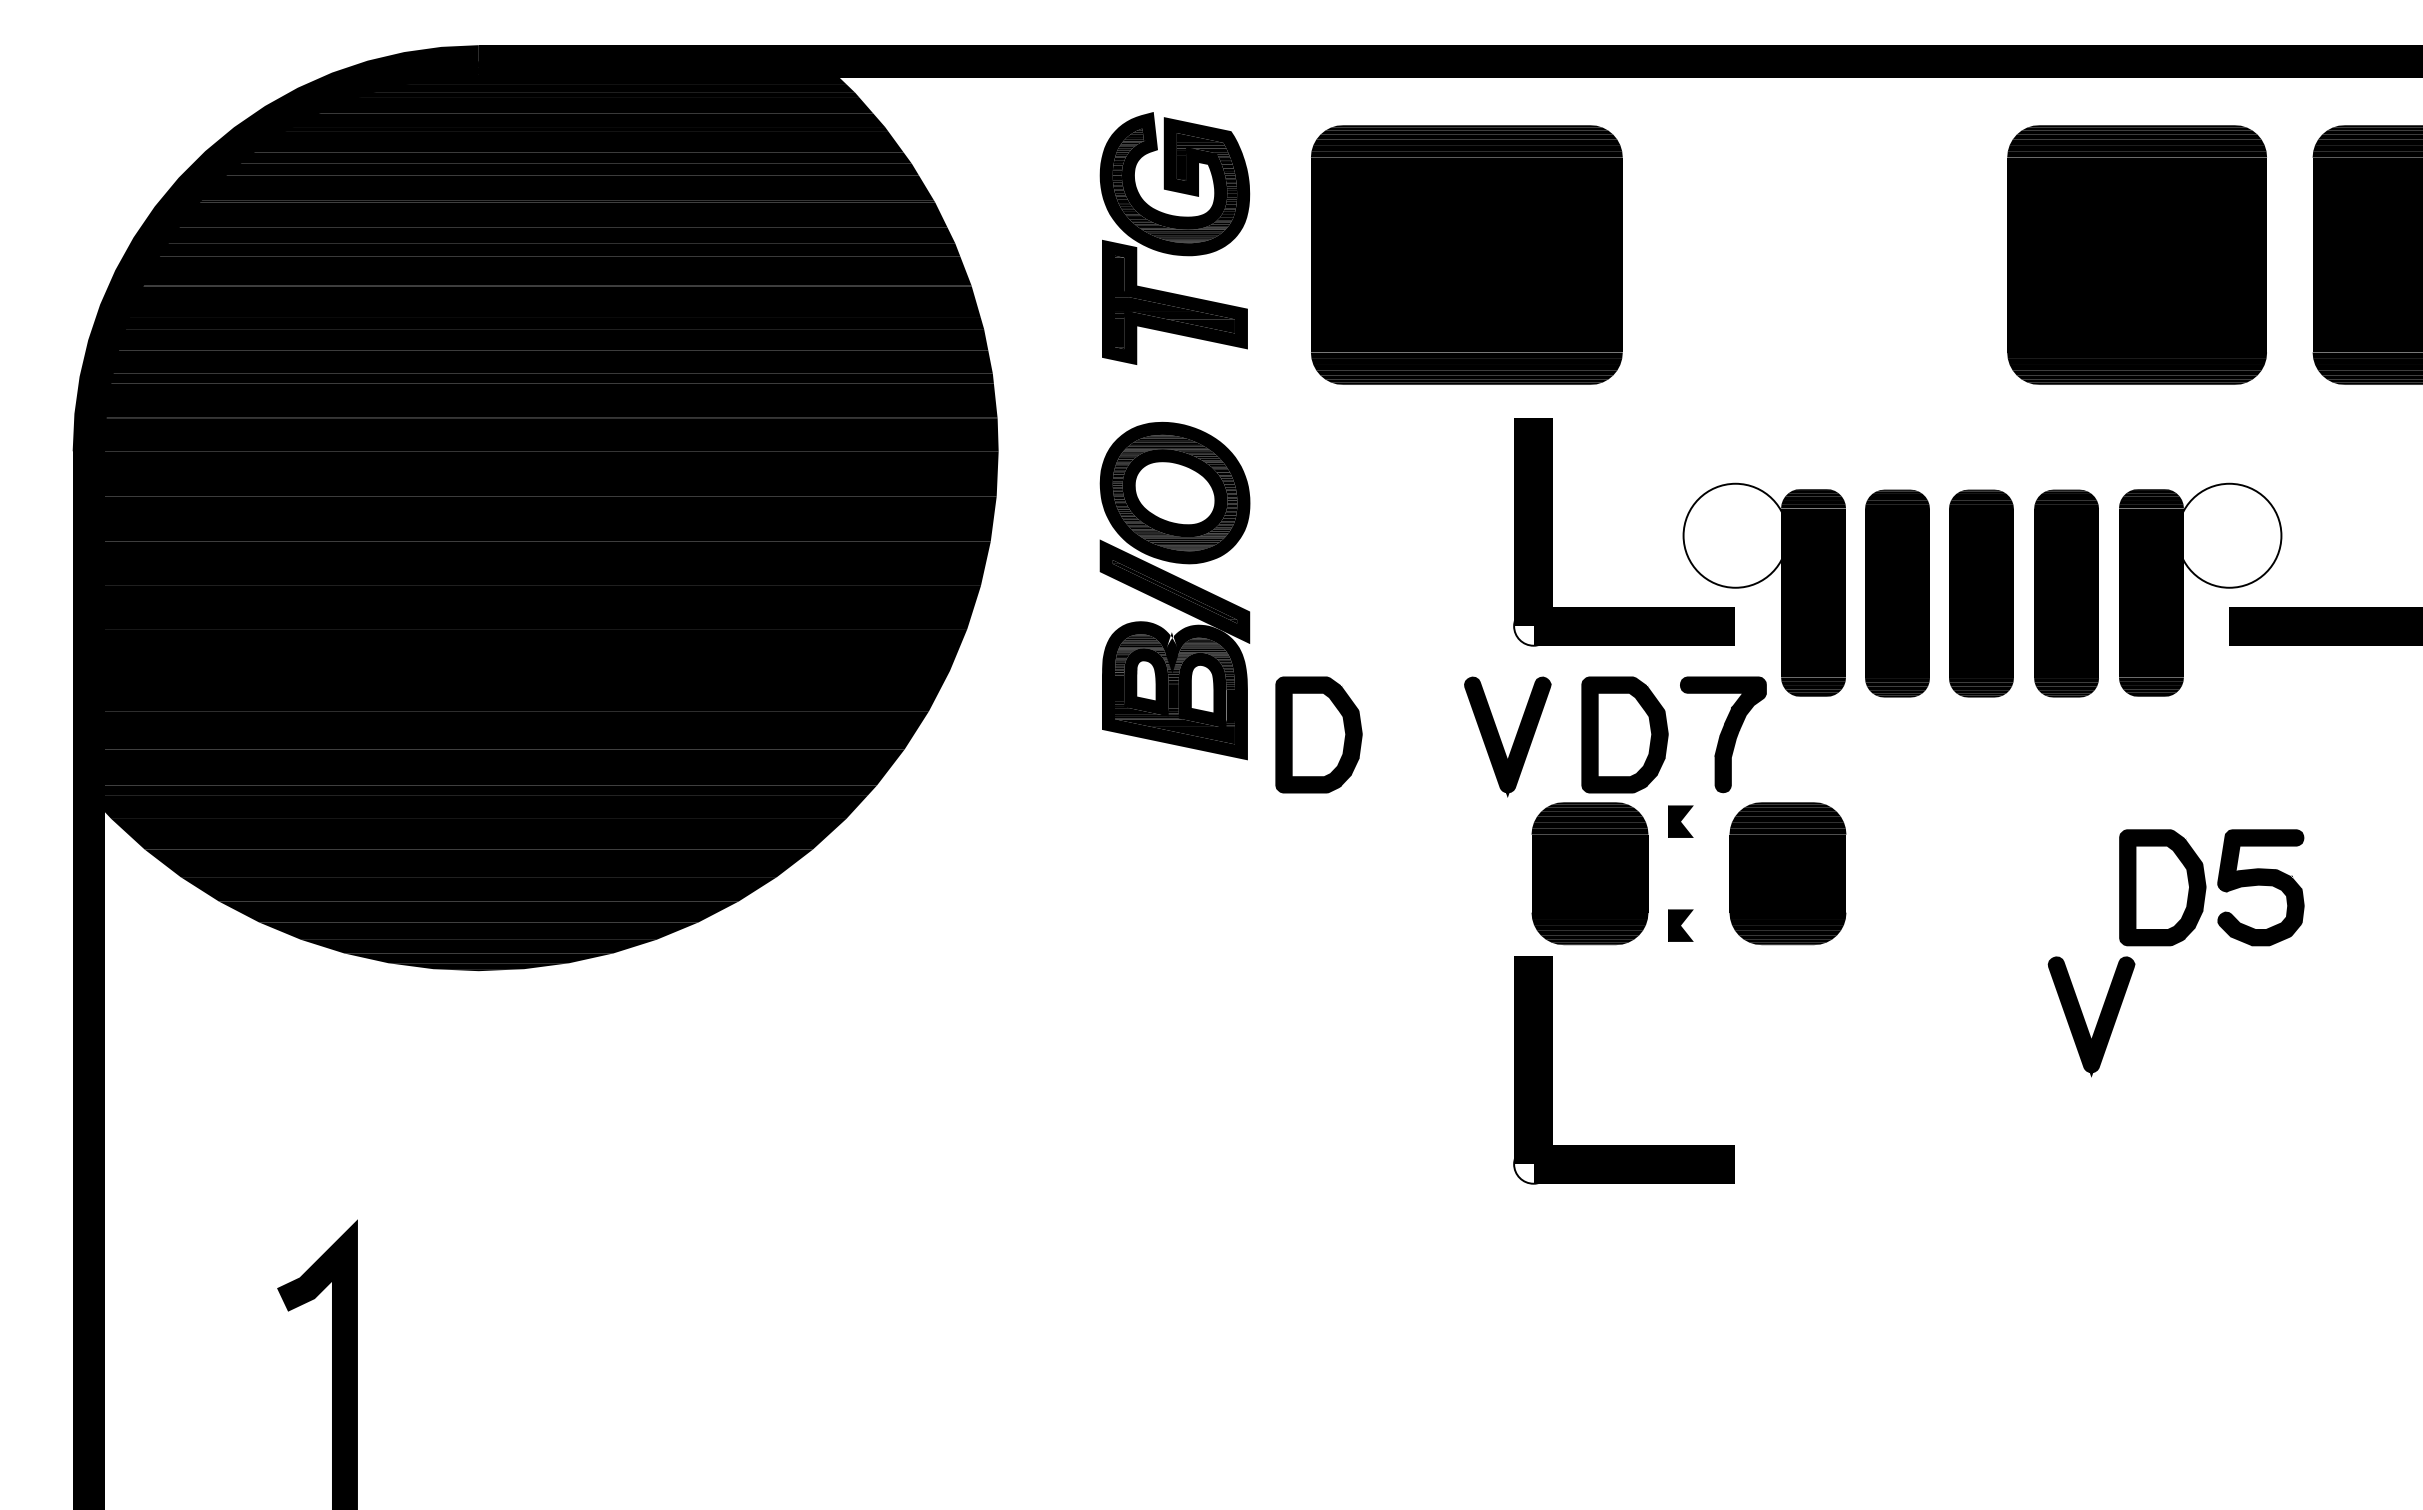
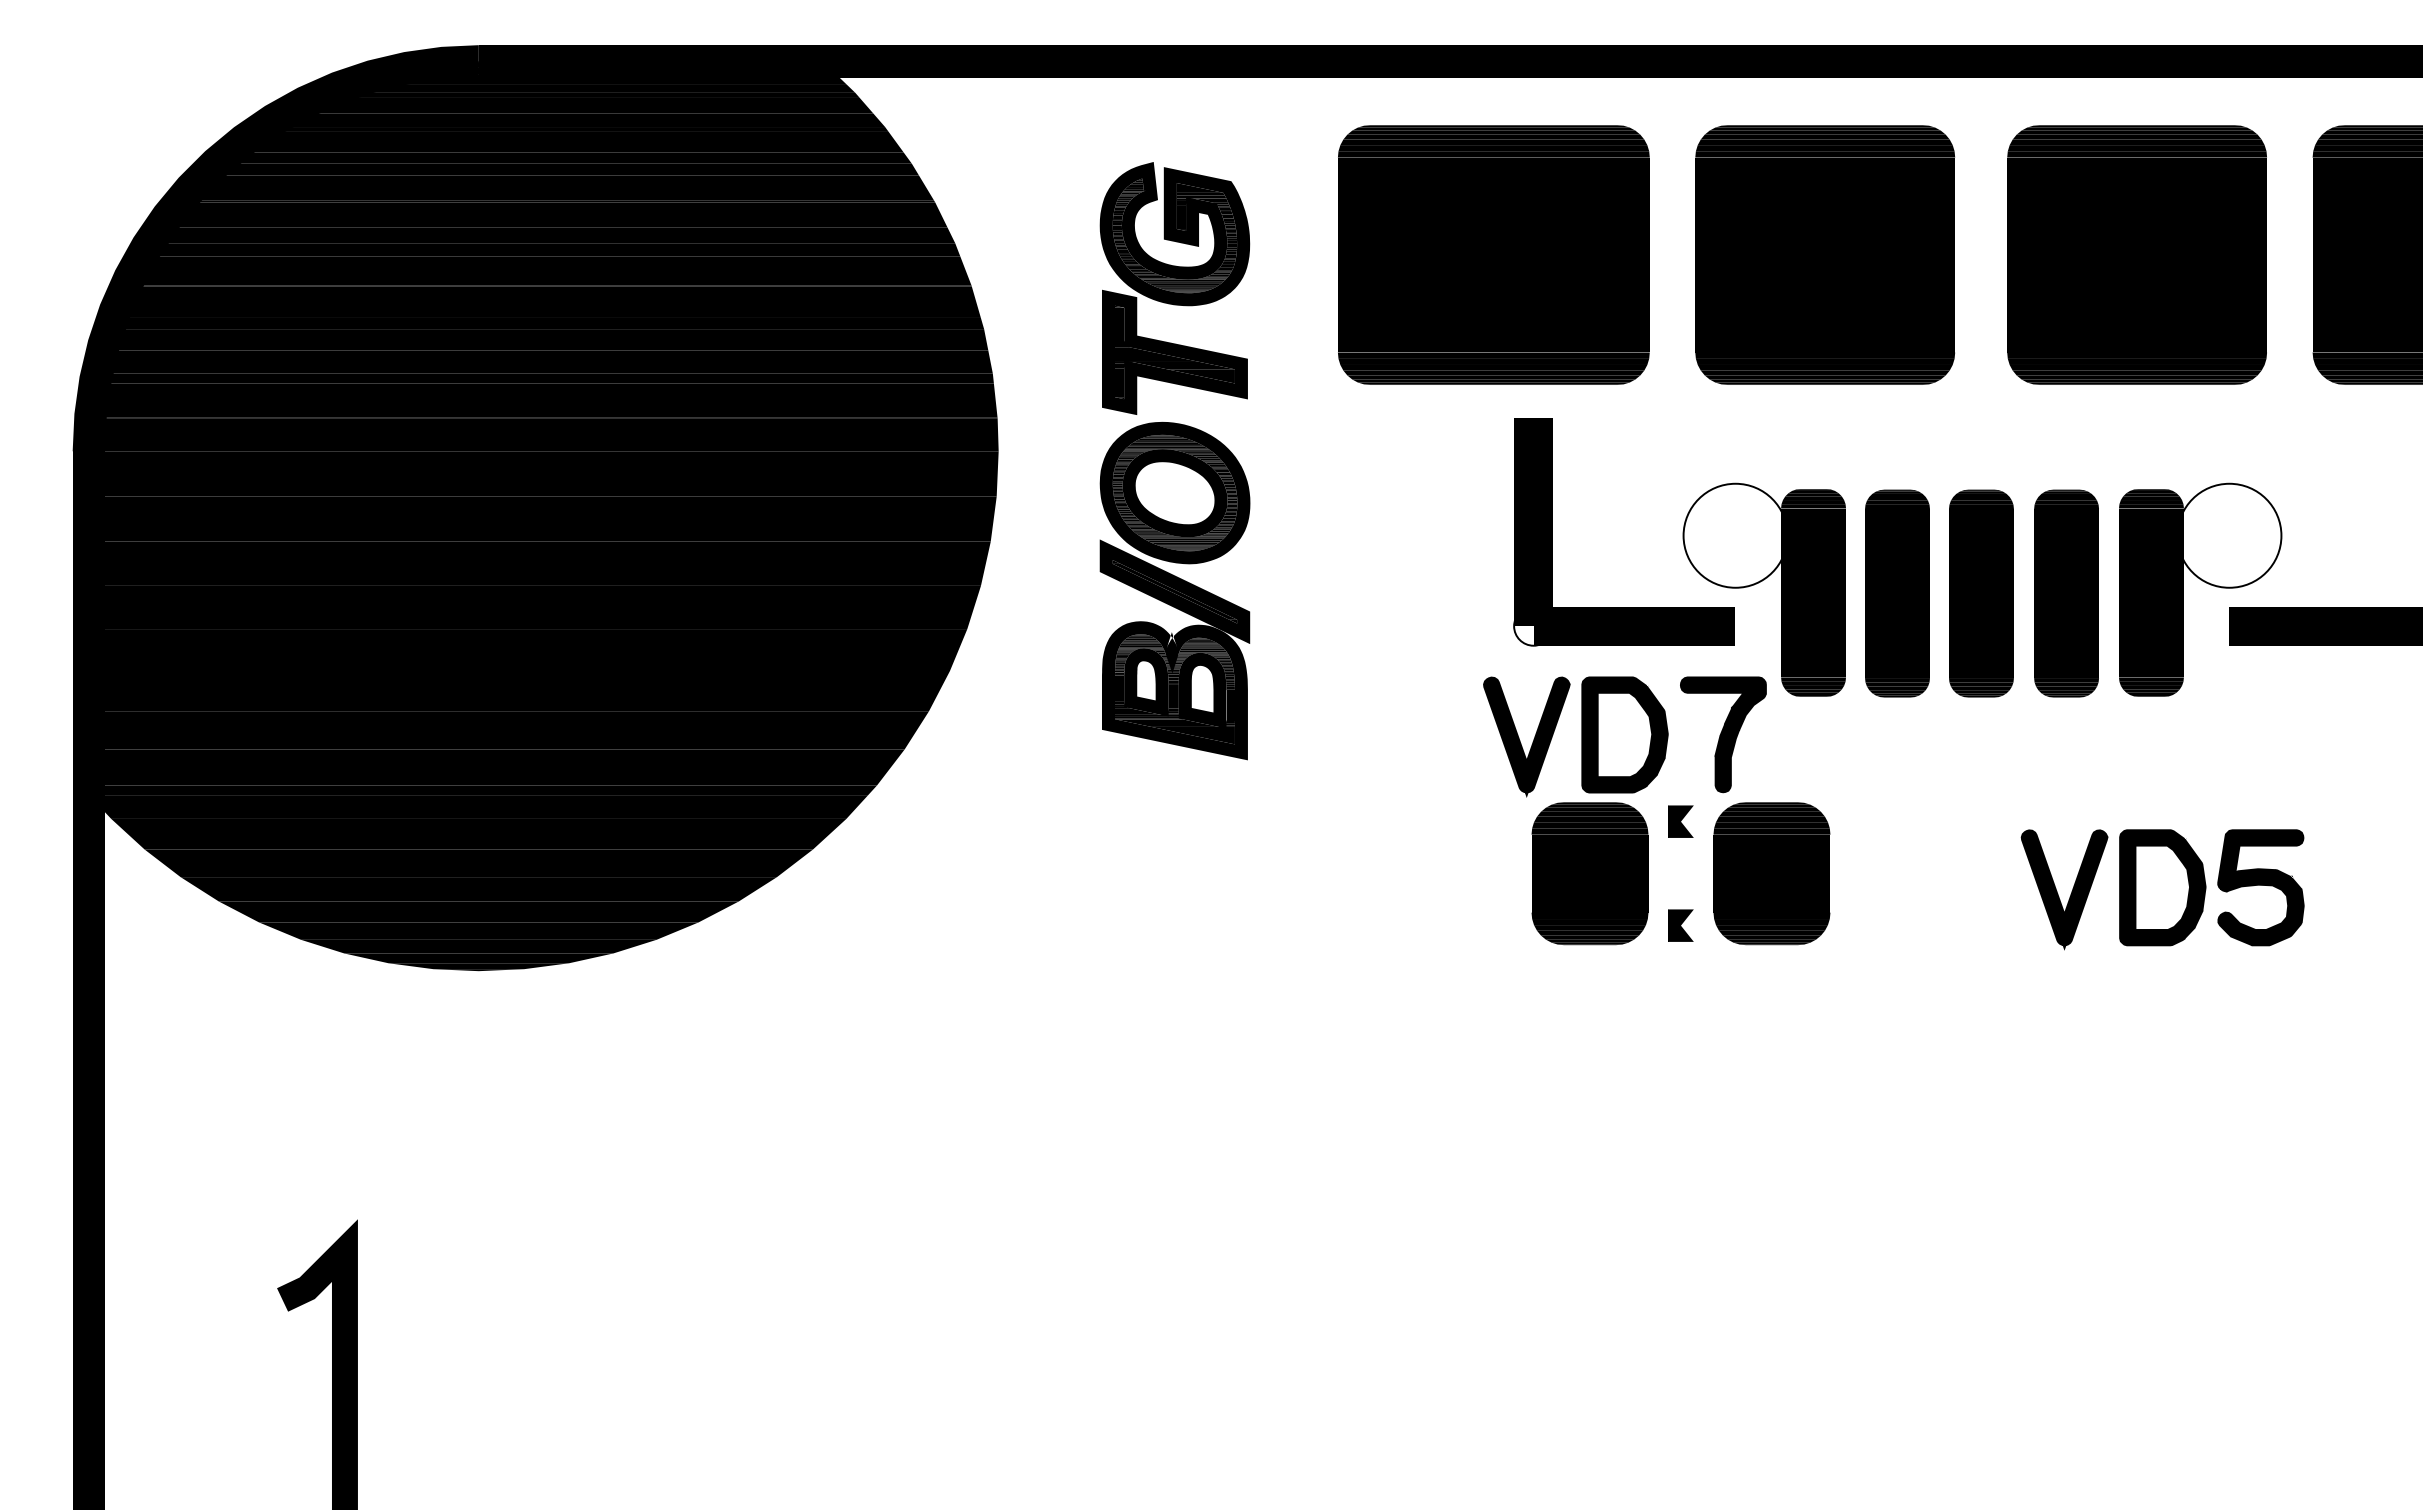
part position: (1174, 238) -> (1174, 288) (1174, 288)
part position: (1466, 254) -> (1493, 254) (1493, 254)
part: none -> present (1825, 254)
part: present -> none (1318, 734)
part position: (1500, 737) -> (1519, 737) (1519, 737)
part position: (1787, 873) -> (1771, 873) (1771, 873)
part position: (2085, 1020) -> (2058, 893) (2058, 893)
part: present -> none (1552, 1070)
